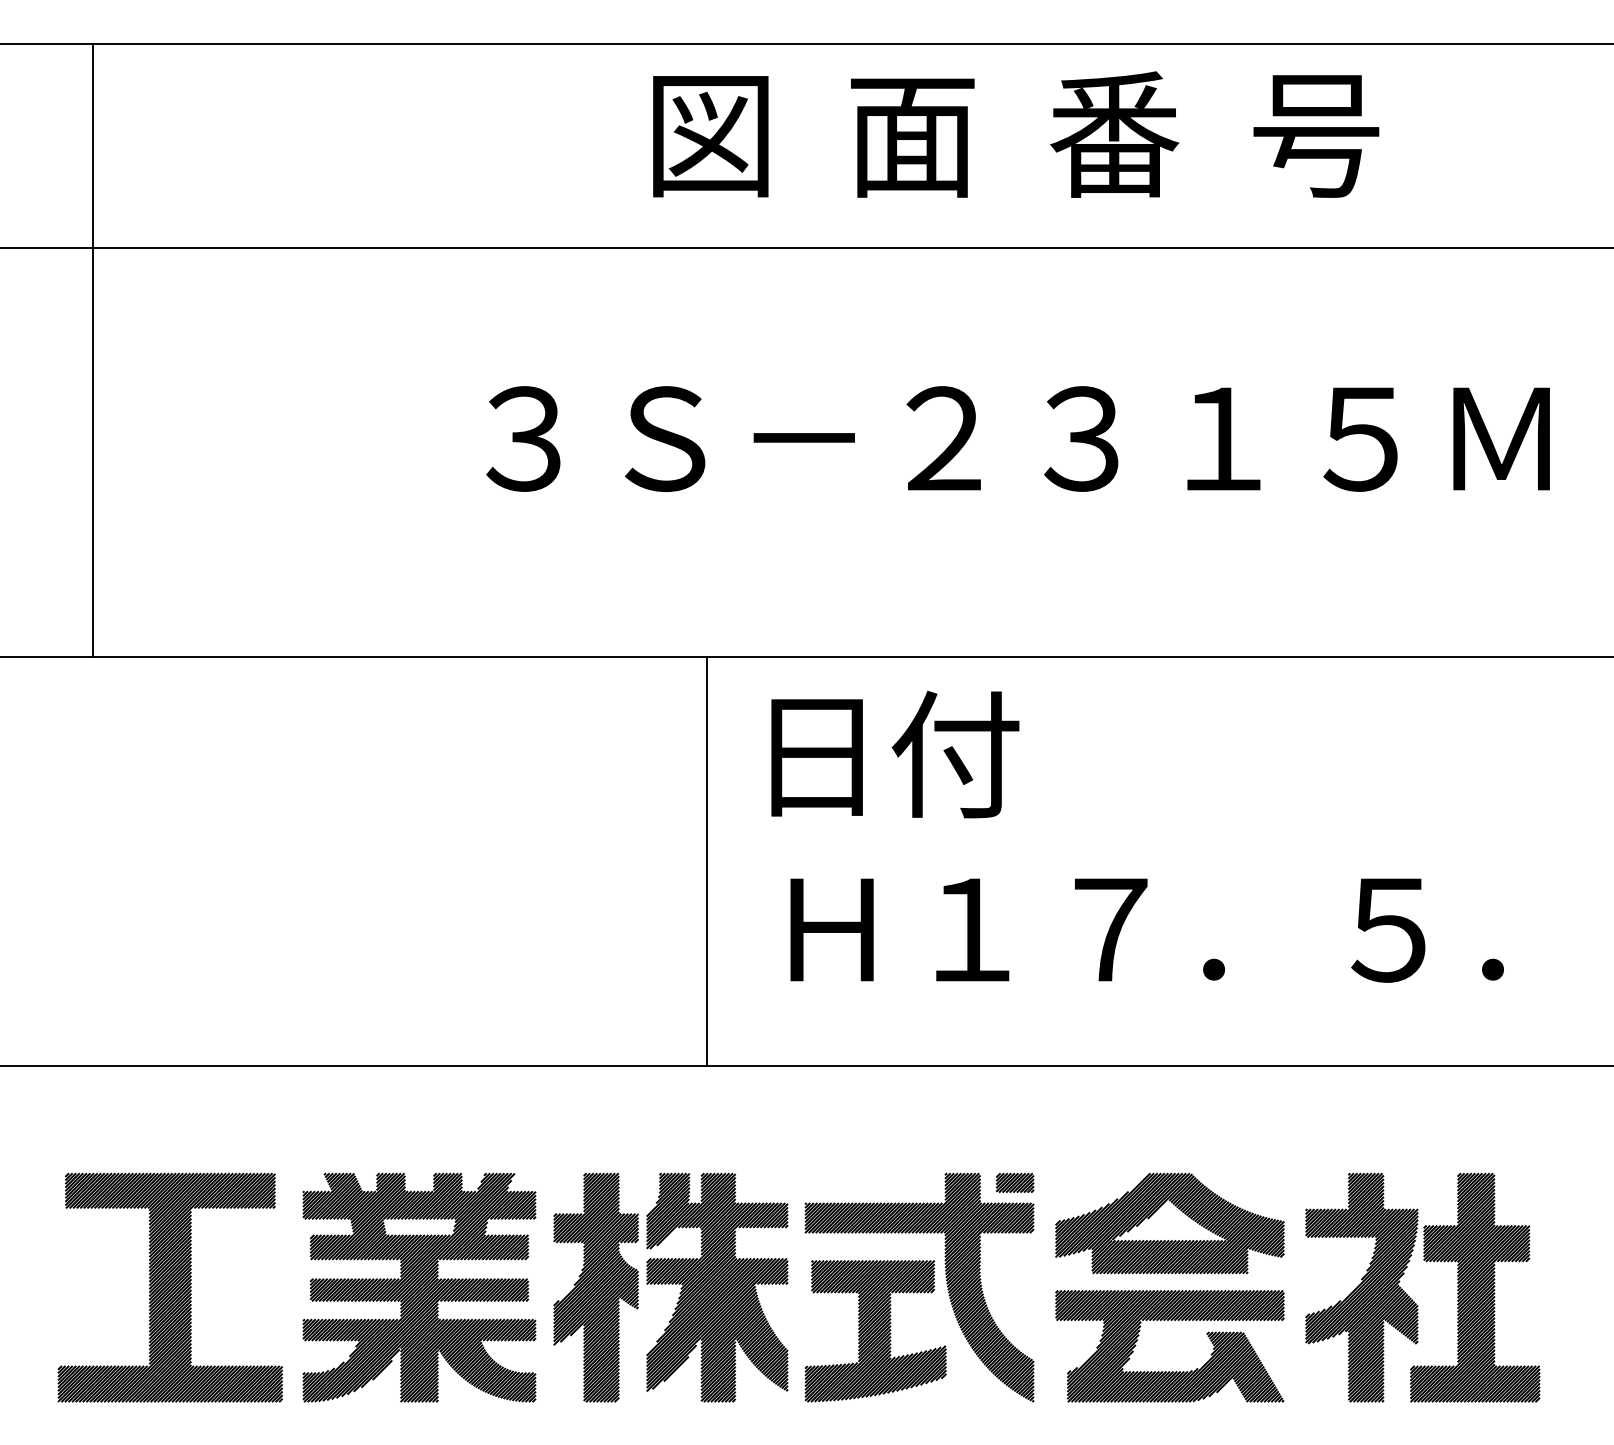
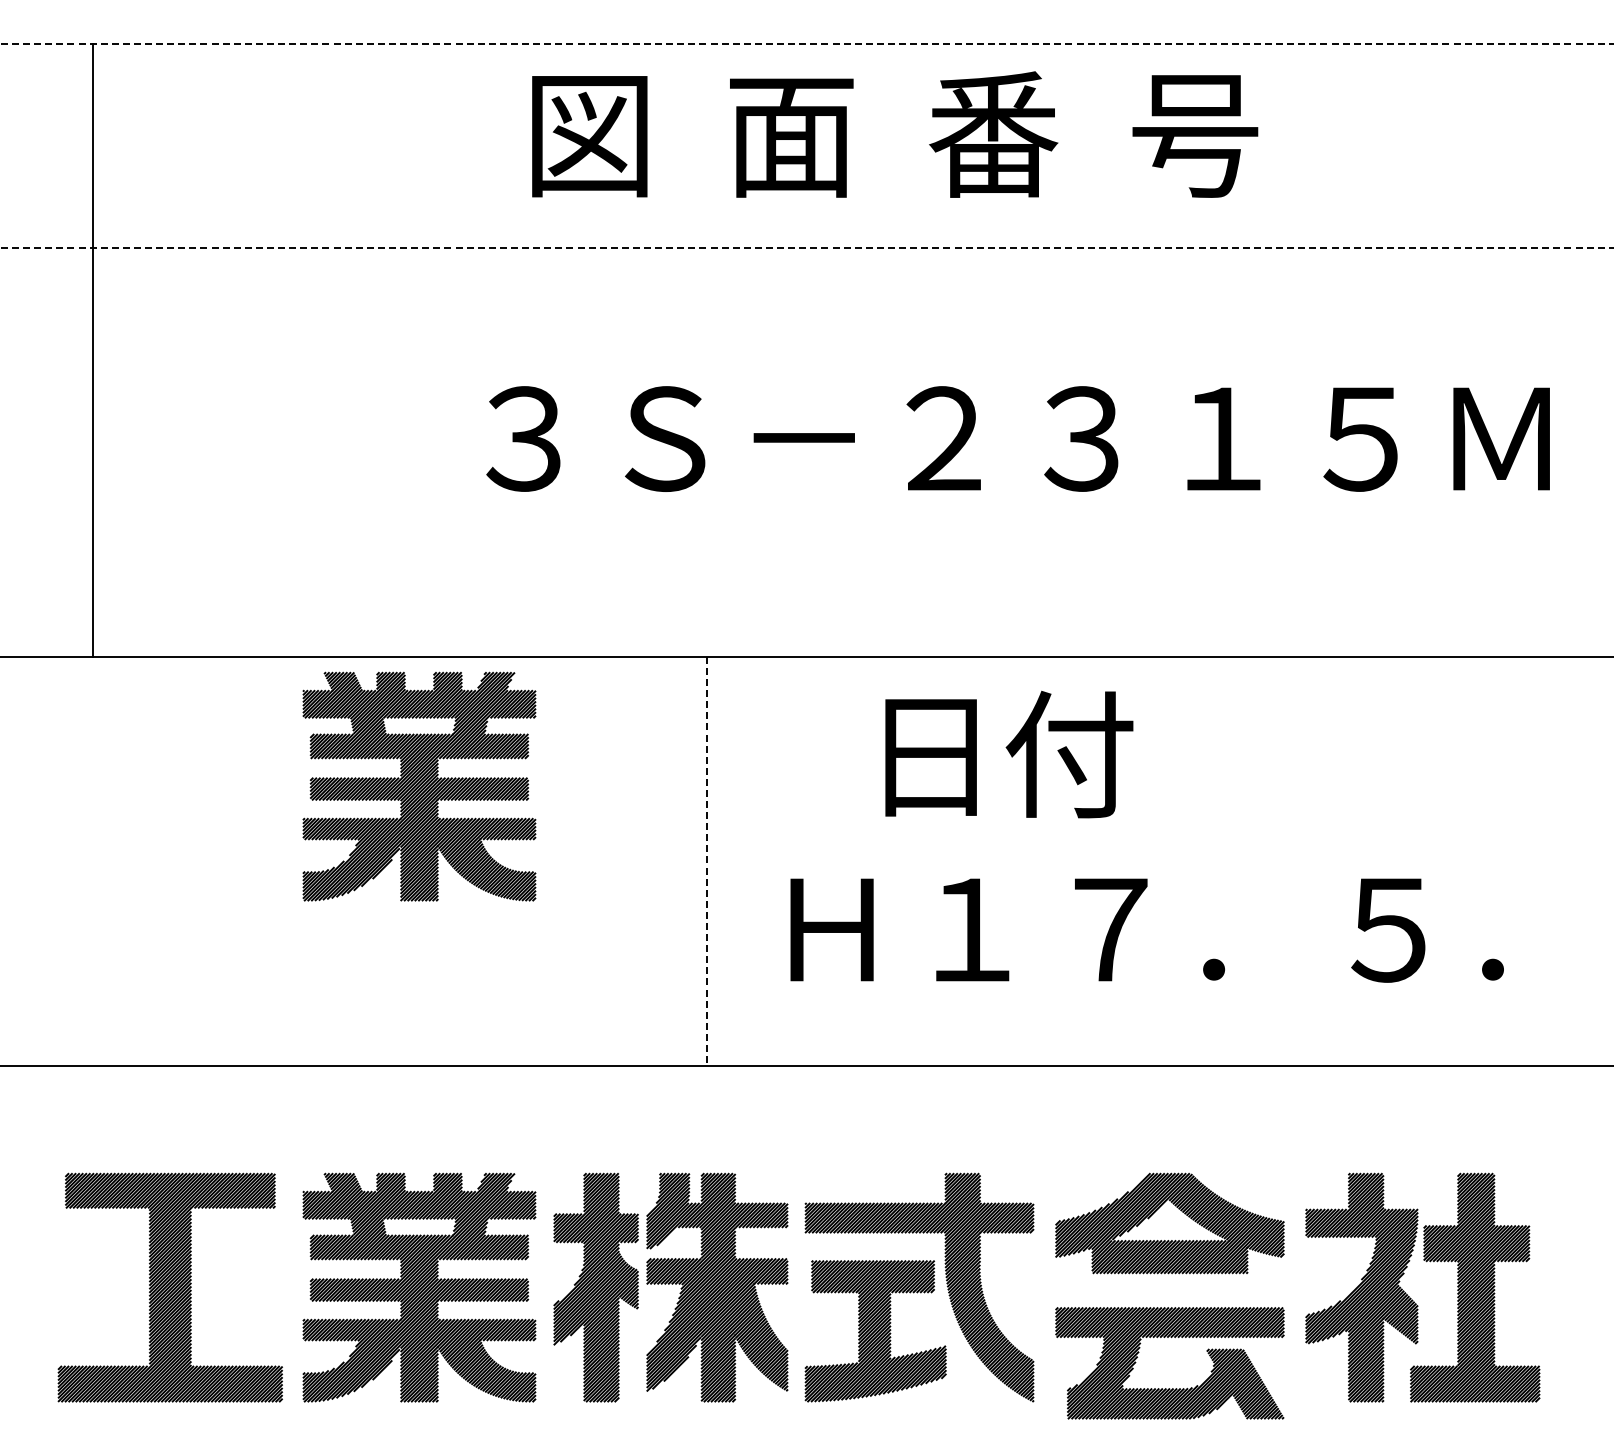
line: solid -> dashed (807, 43)
text position: (1016, 134) -> (895, 134) (895, 134)
line: solid -> dashed (807, 247)
text position: (895, 754) -> (1009, 754) (1009, 754)
part: none -> present (419, 786)
line: solid -> dashed (706, 861)
part: present -> none (1014, 1182)
part position: (1169, 1371) -> (1169, 1388) (1169, 1388)
